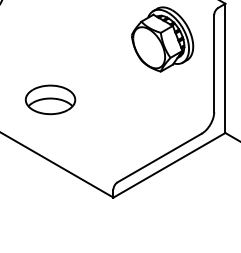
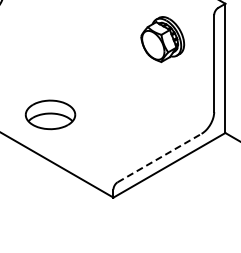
part size: 64x67 px -> 46x47 px (162, 39)
part position: (50, 99) -> (50, 114) (50, 114)
line: solid -> dashed (160, 157)
